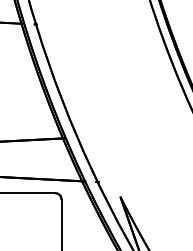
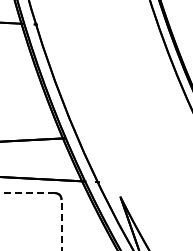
line: solid -> dashed (27, 193)
line: solid -> dashed (61, 224)
